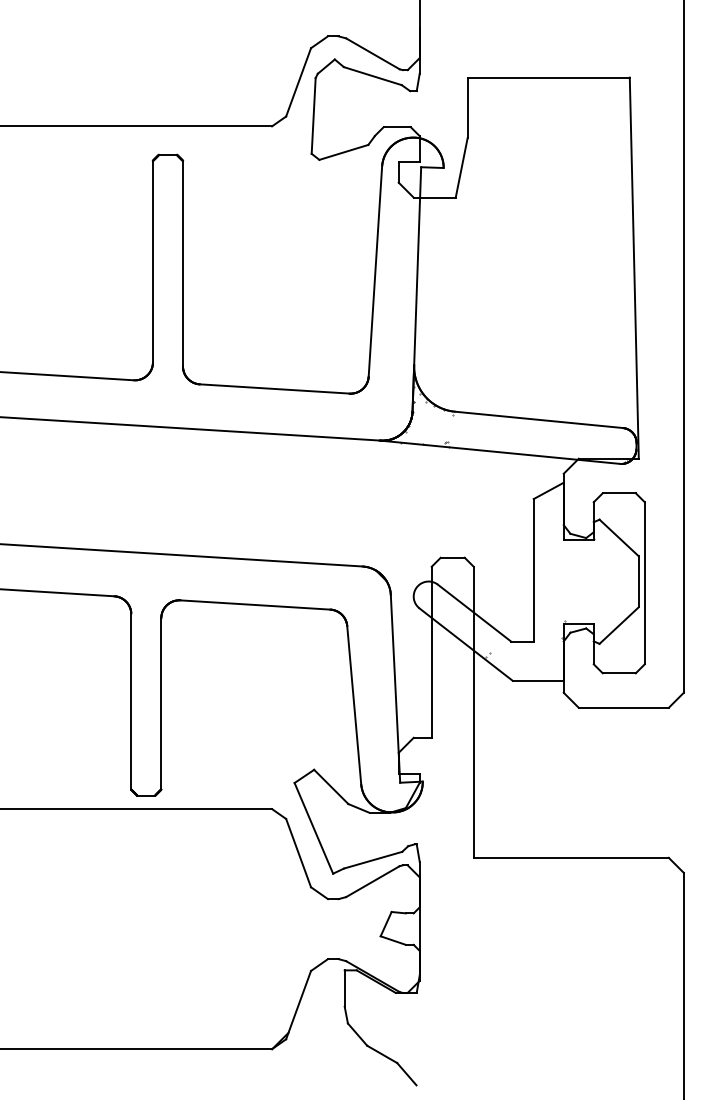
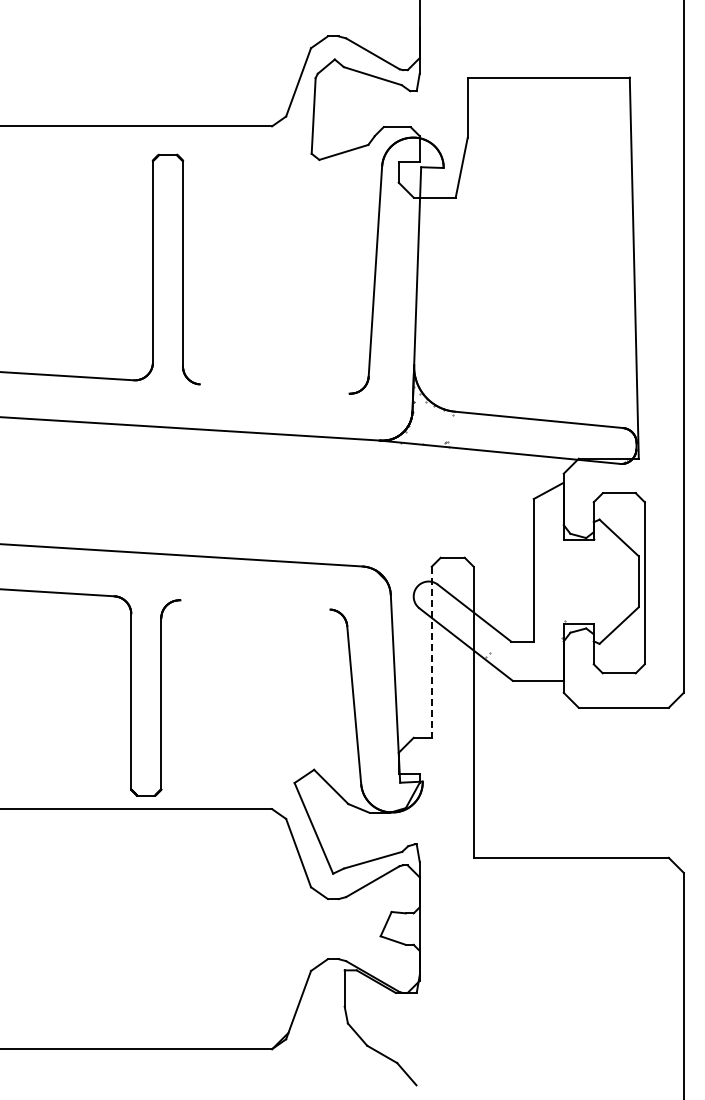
line: present -> none (274, 388)
line: present -> none (255, 604)
line: solid -> dashed (431, 652)
